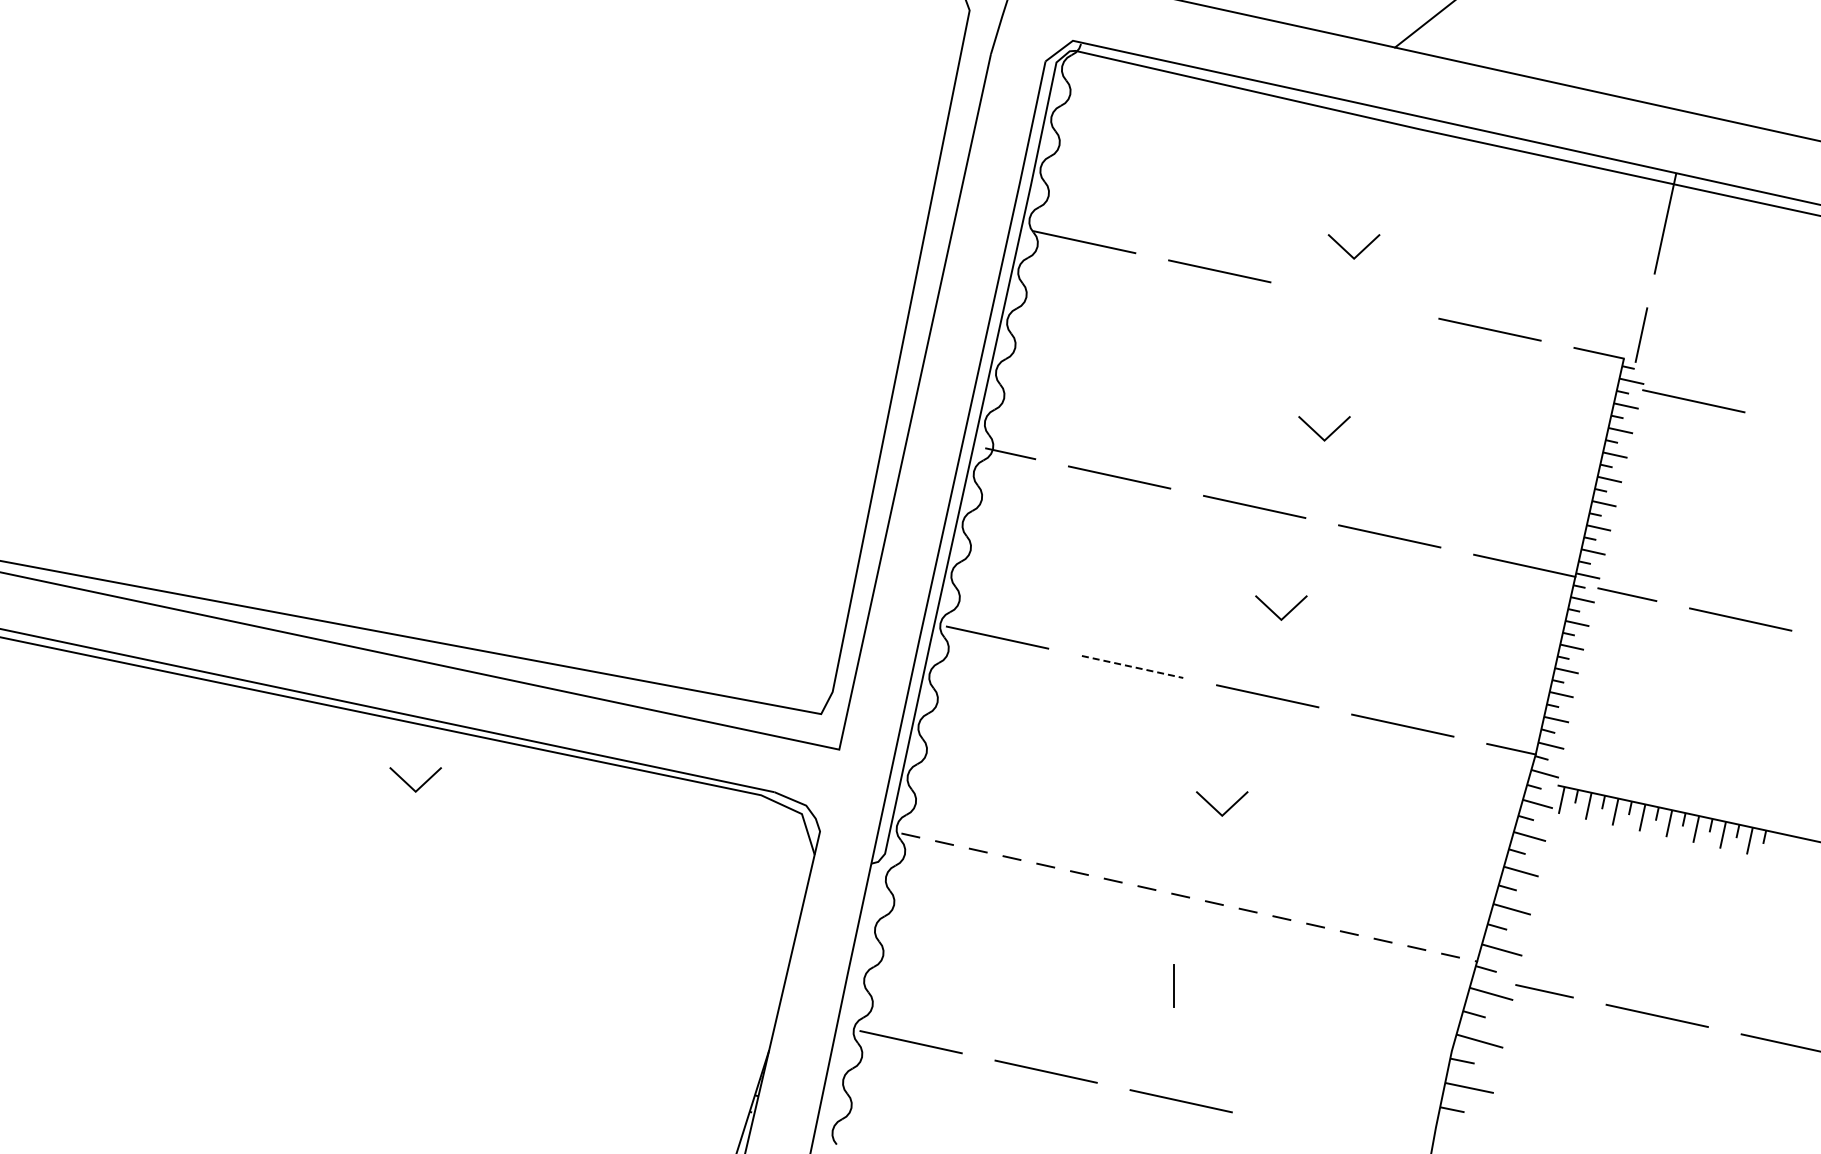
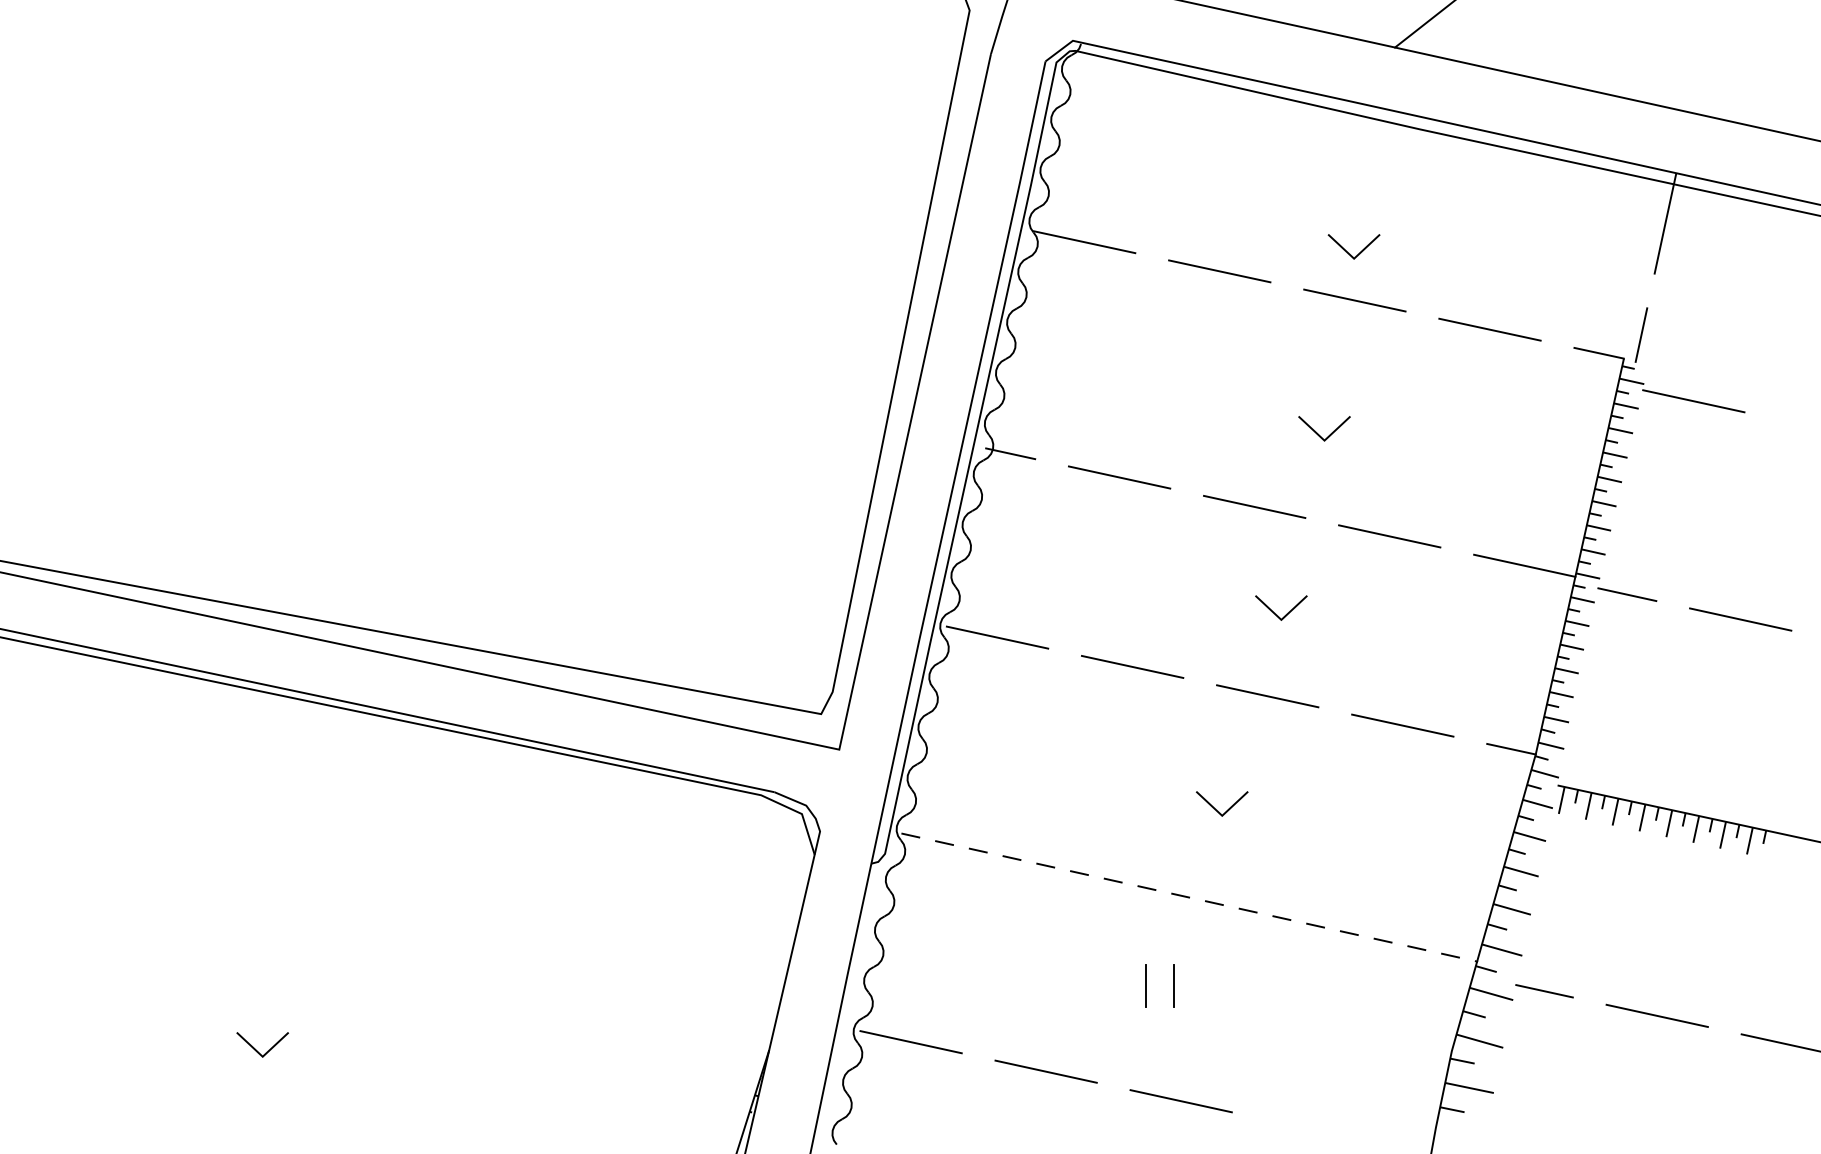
line: none -> present (1354, 300)
line: dashed -> solid (1132, 666)
line position: (409, 784) -> (256, 1049) (256, 1049)
line: none -> present (1146, 985)
